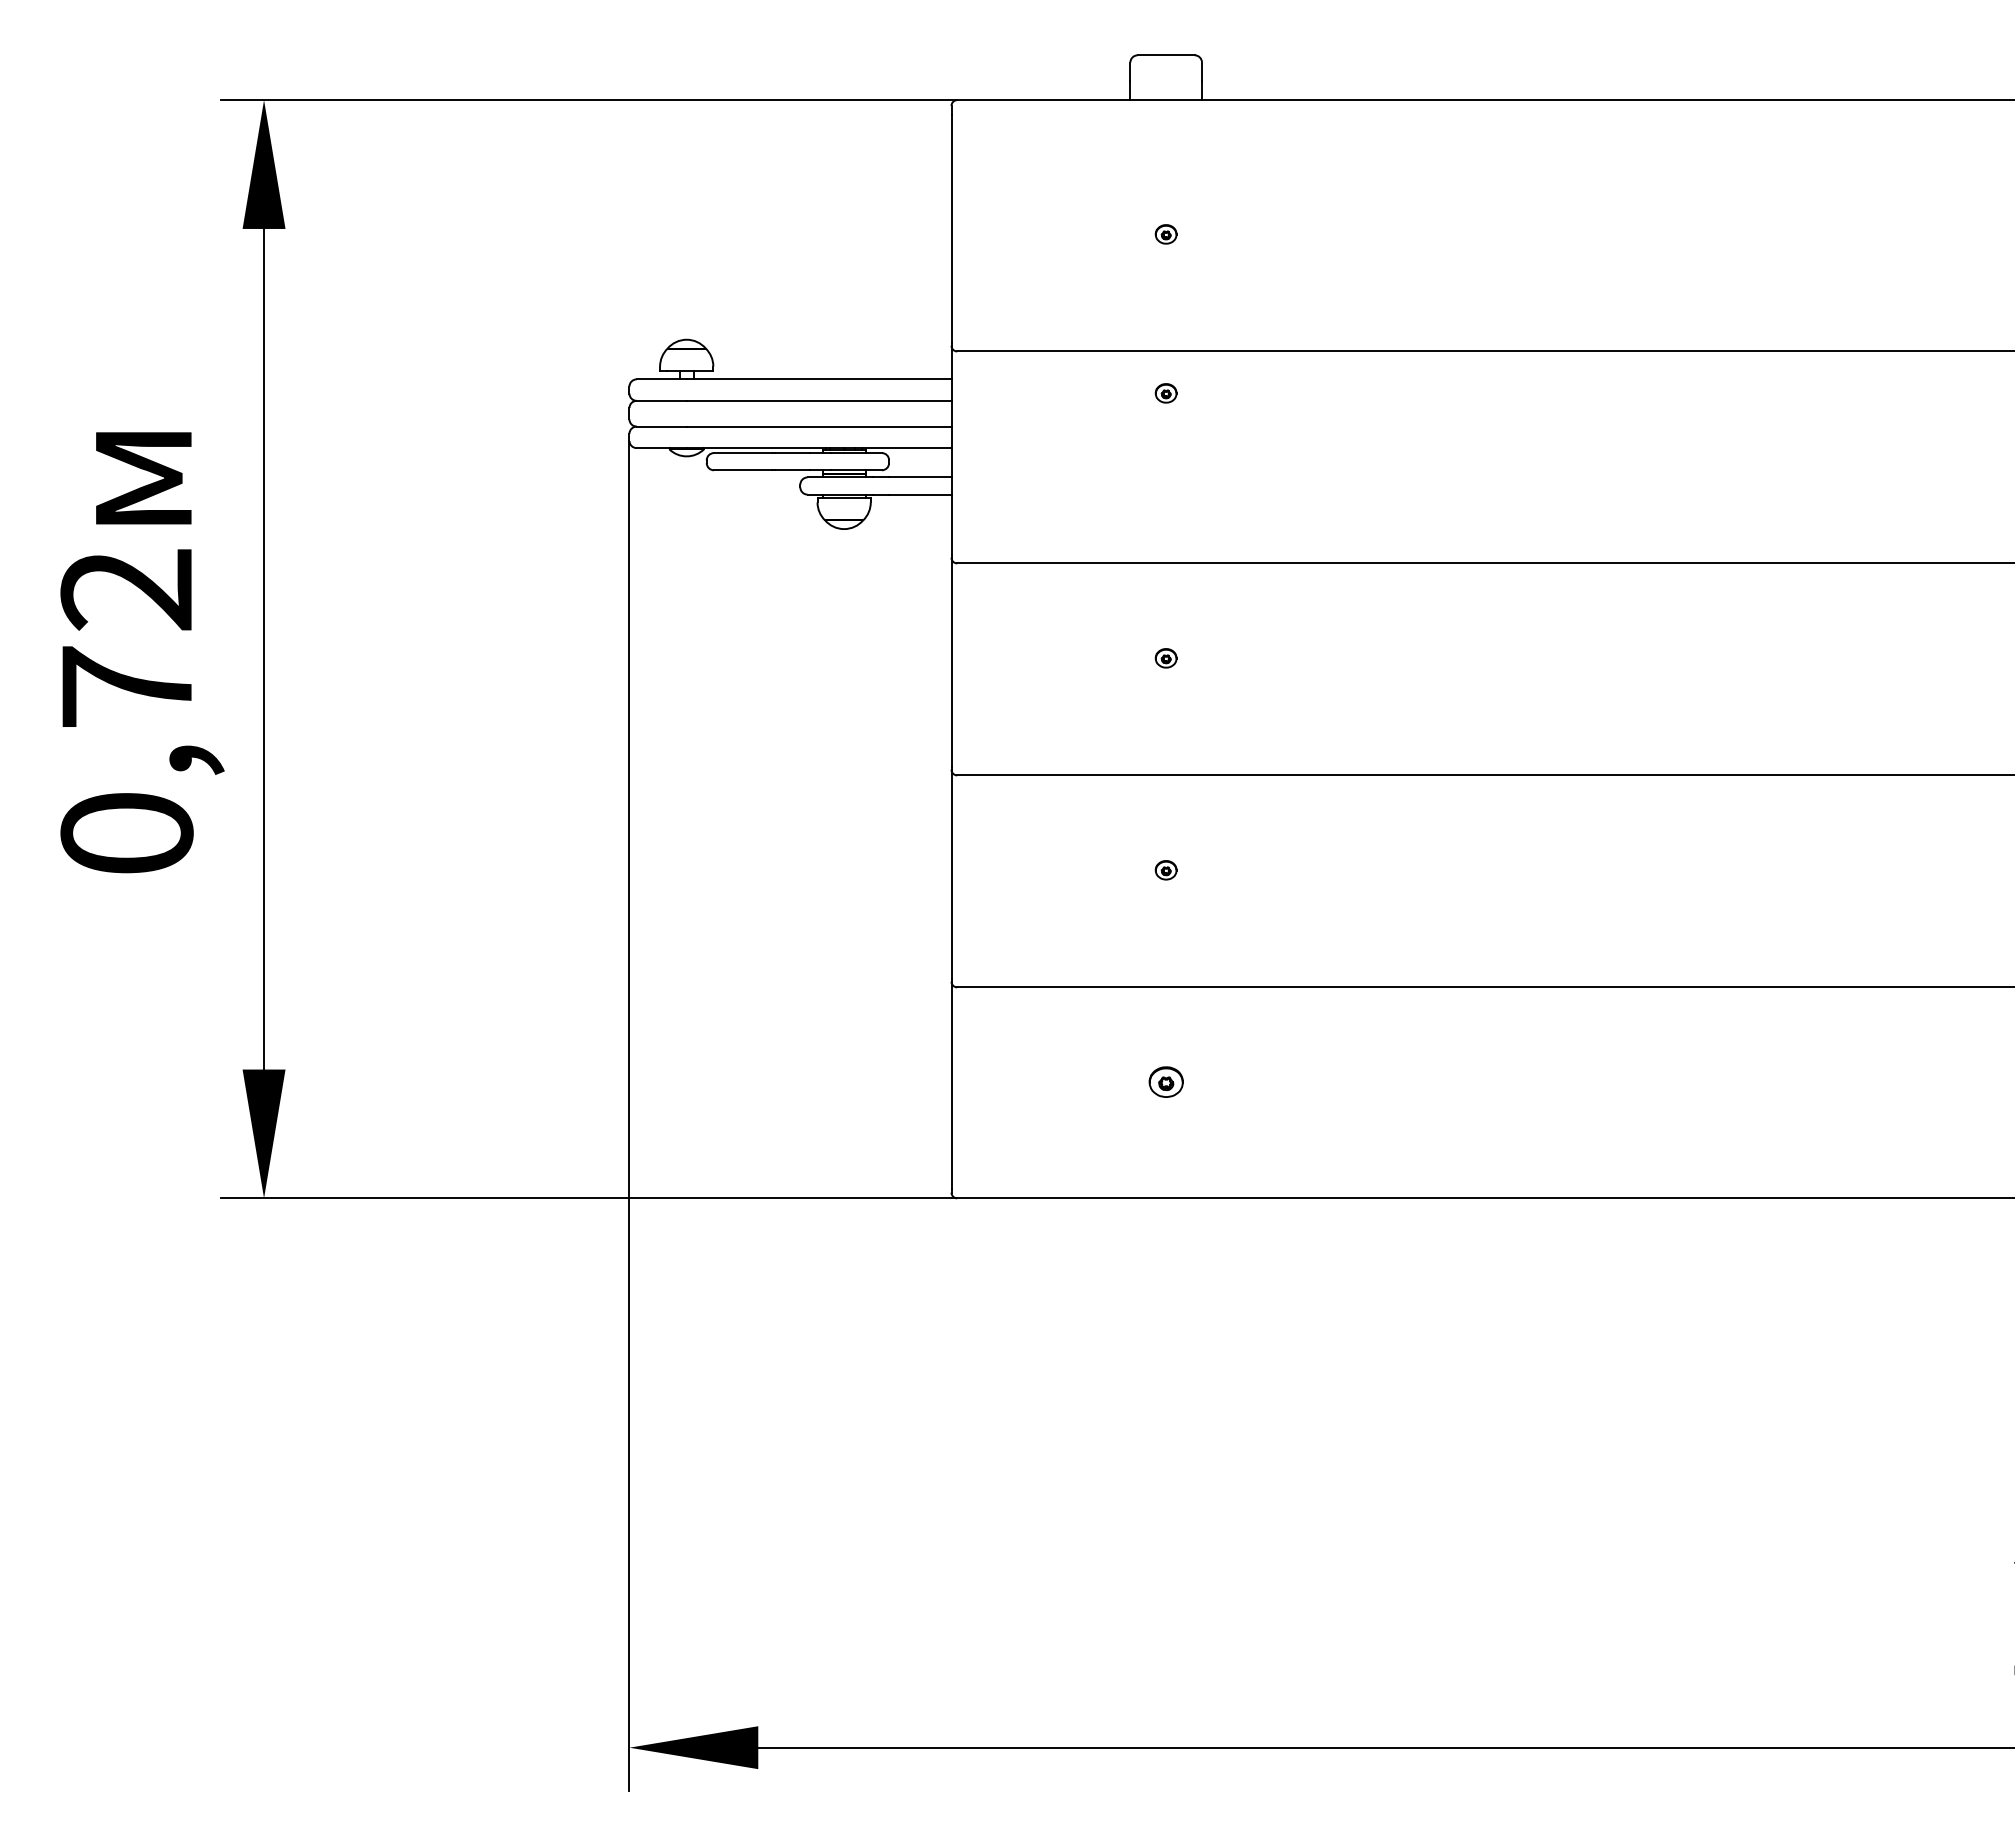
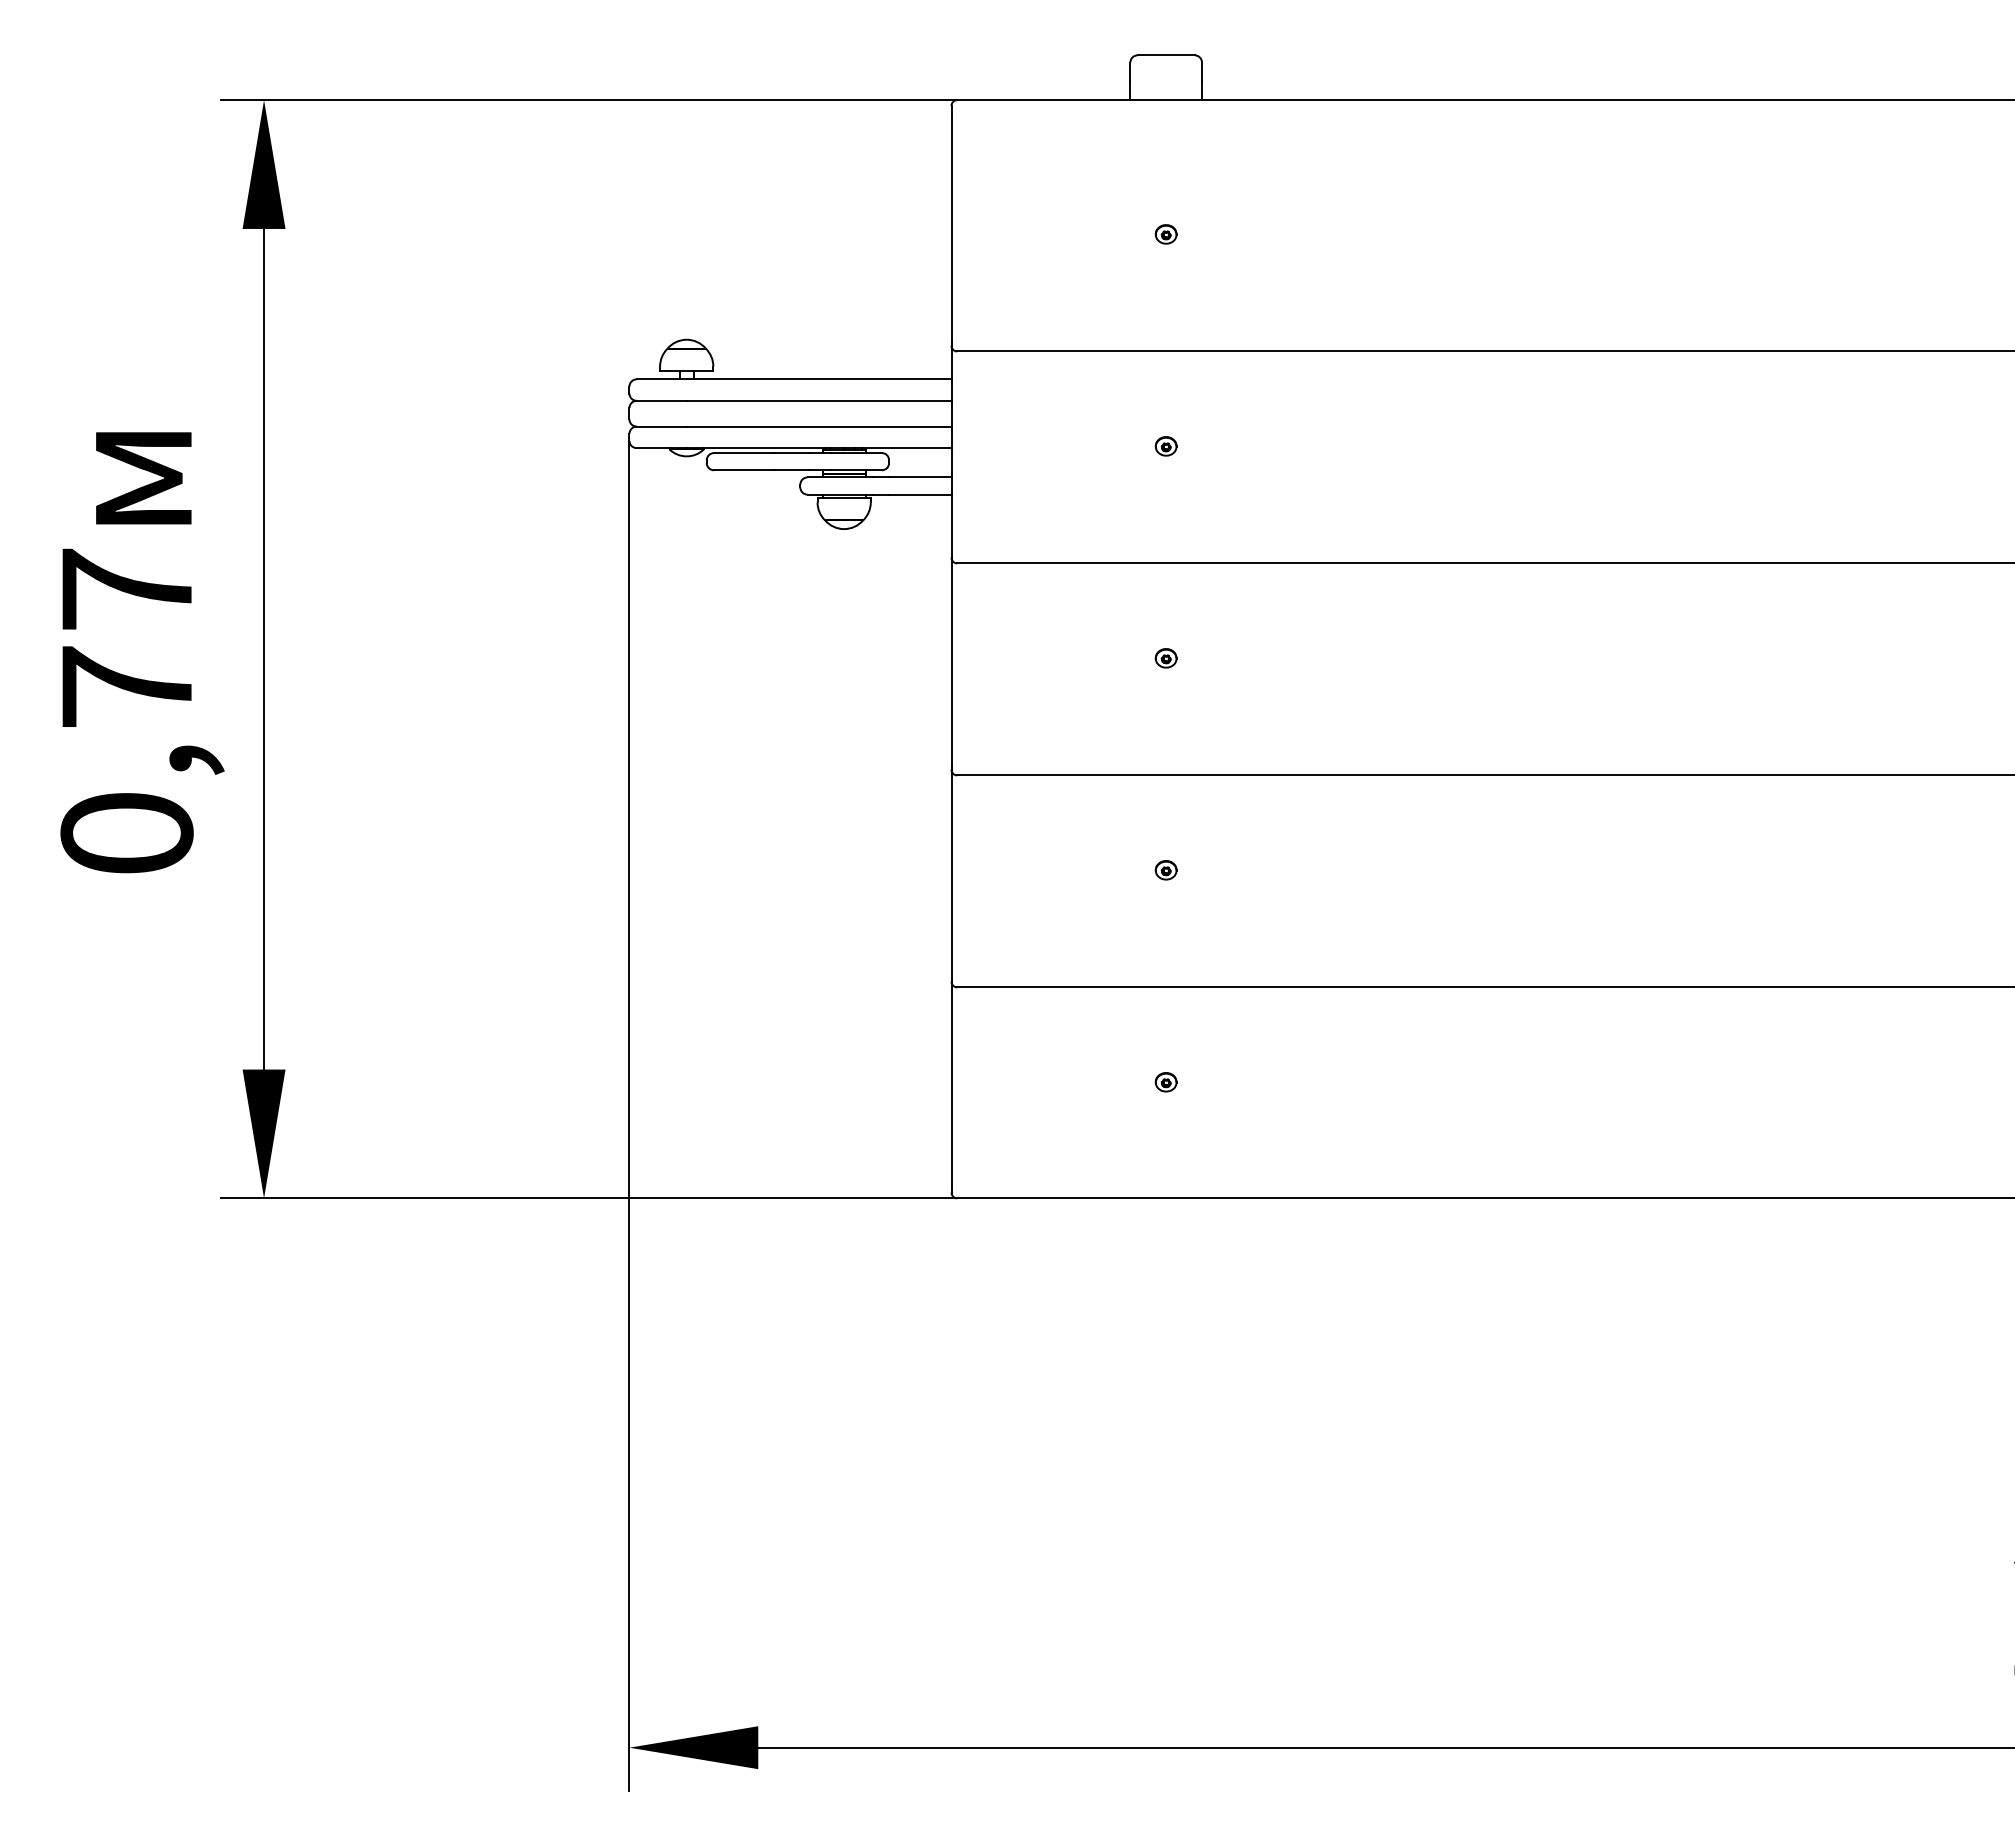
part position: (1165, 393) -> (1165, 446) (1165, 446)
text: 0,72 -> 0,77 (125, 589)
part size: 36x32 px -> 24x21 px (1165, 1082)
